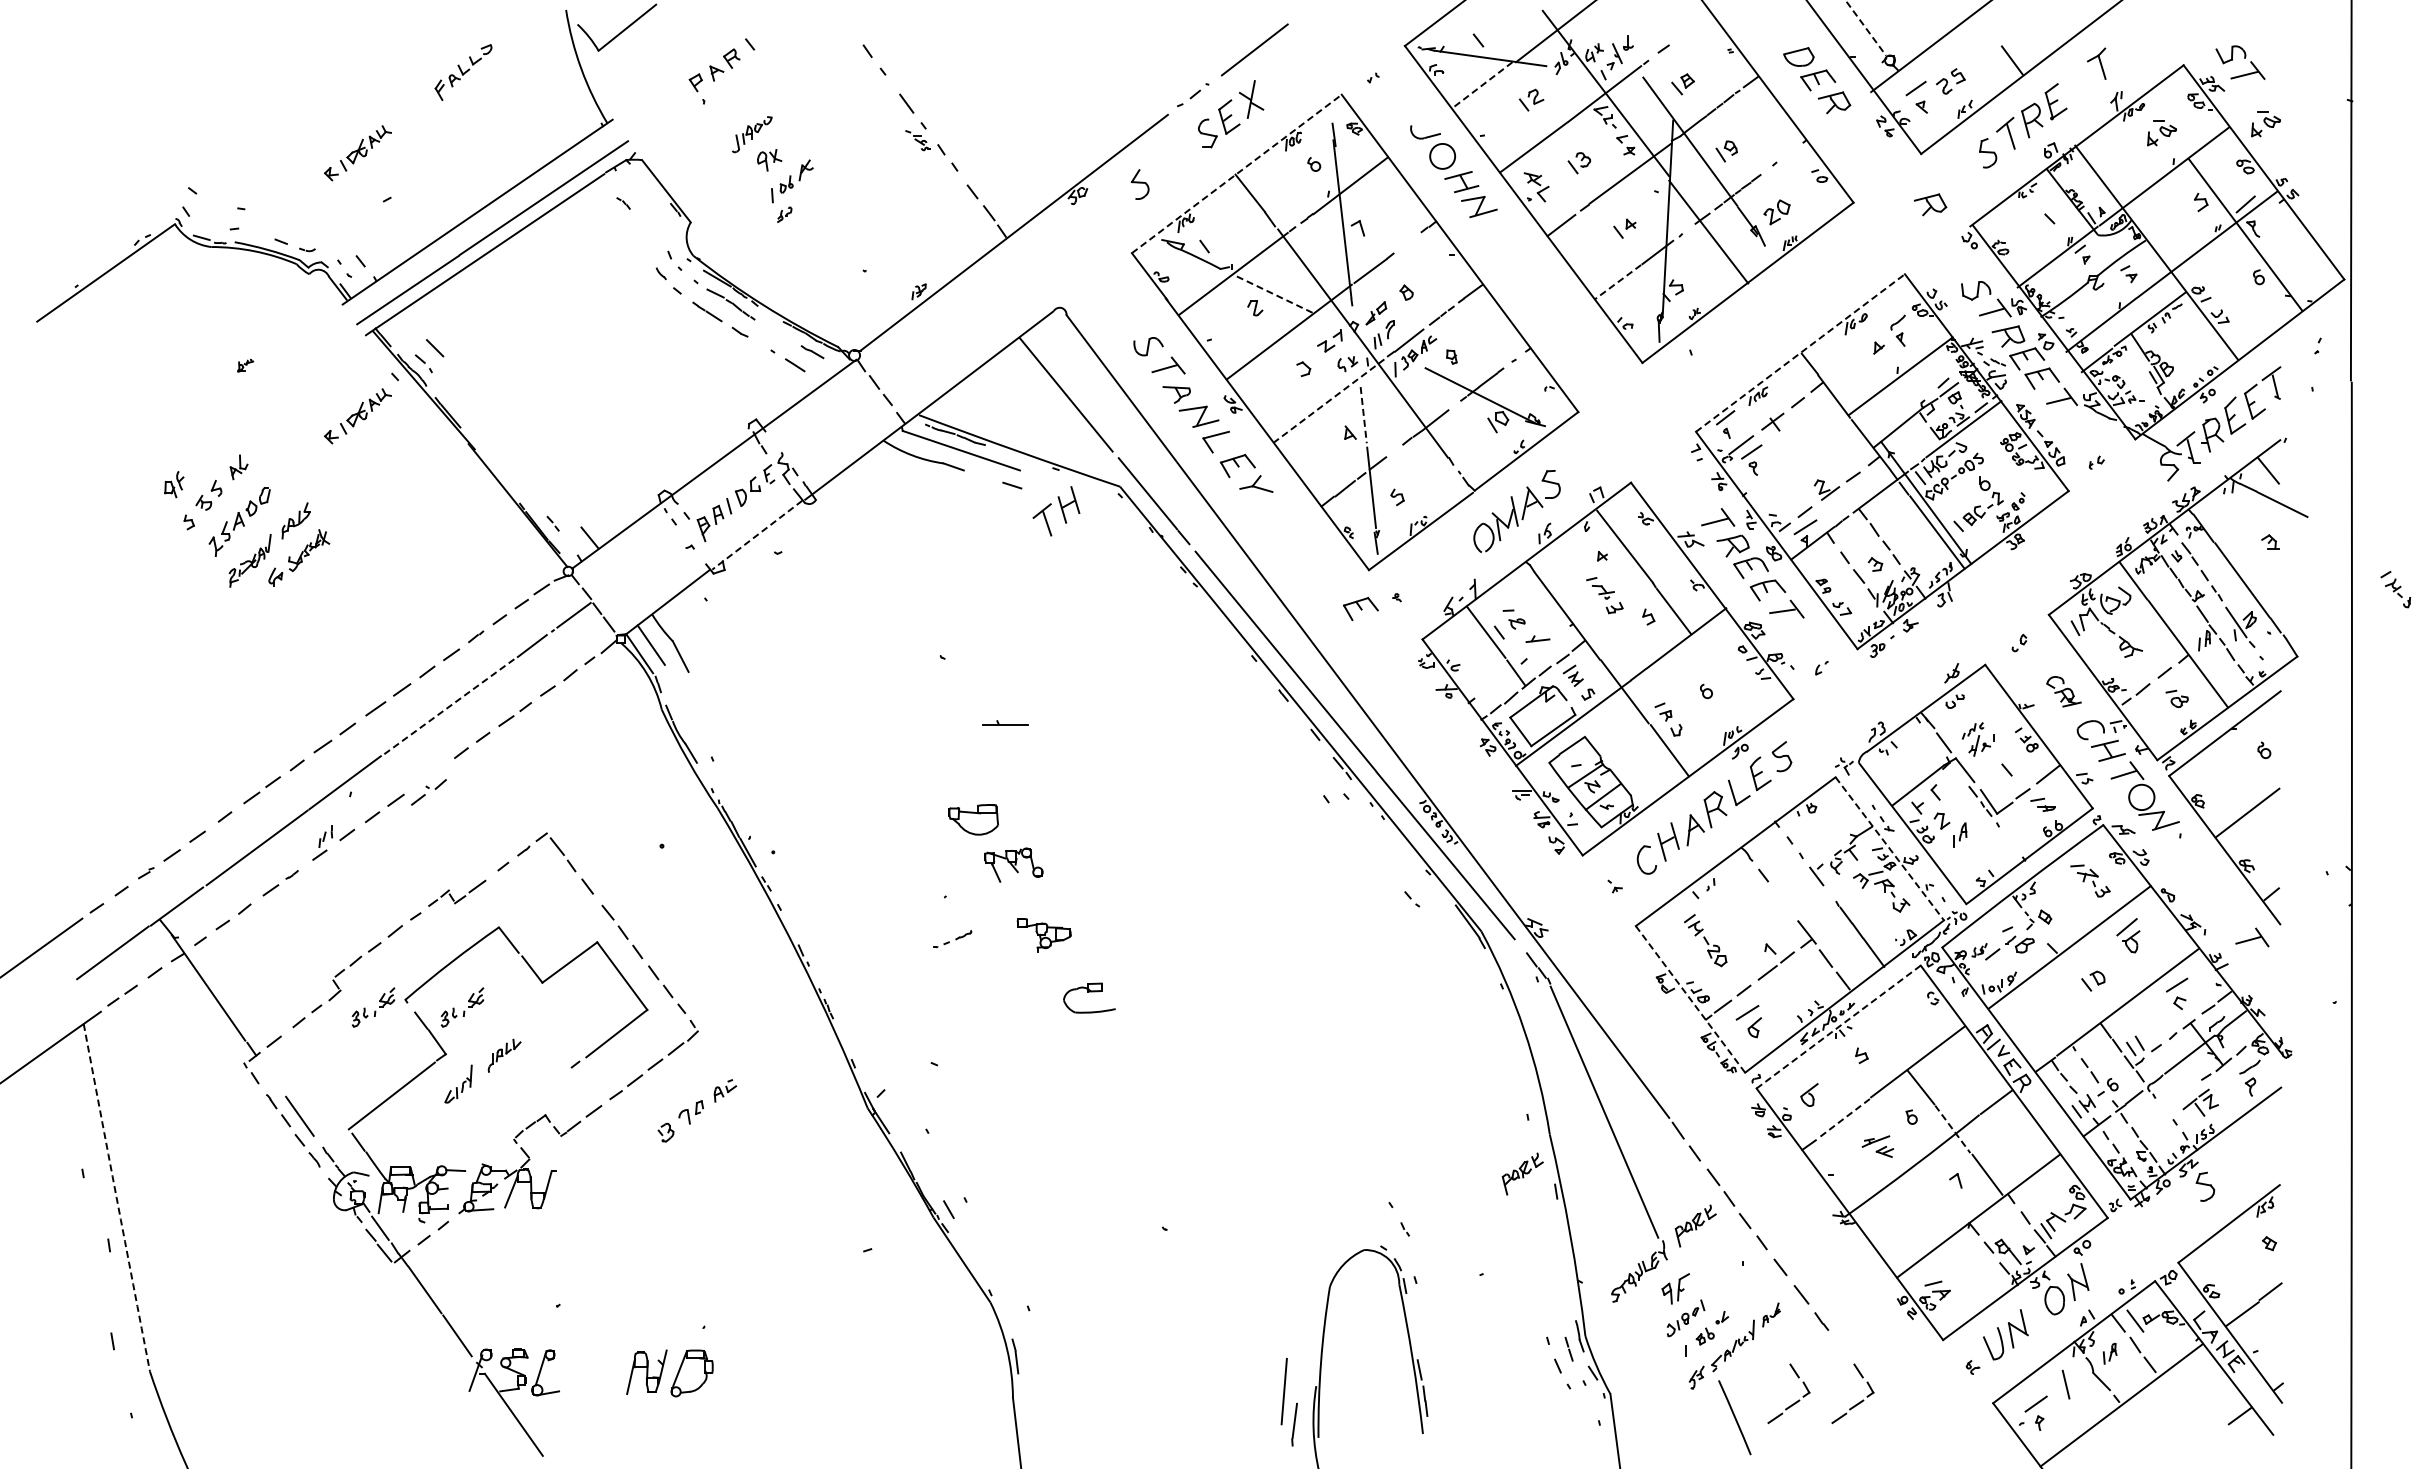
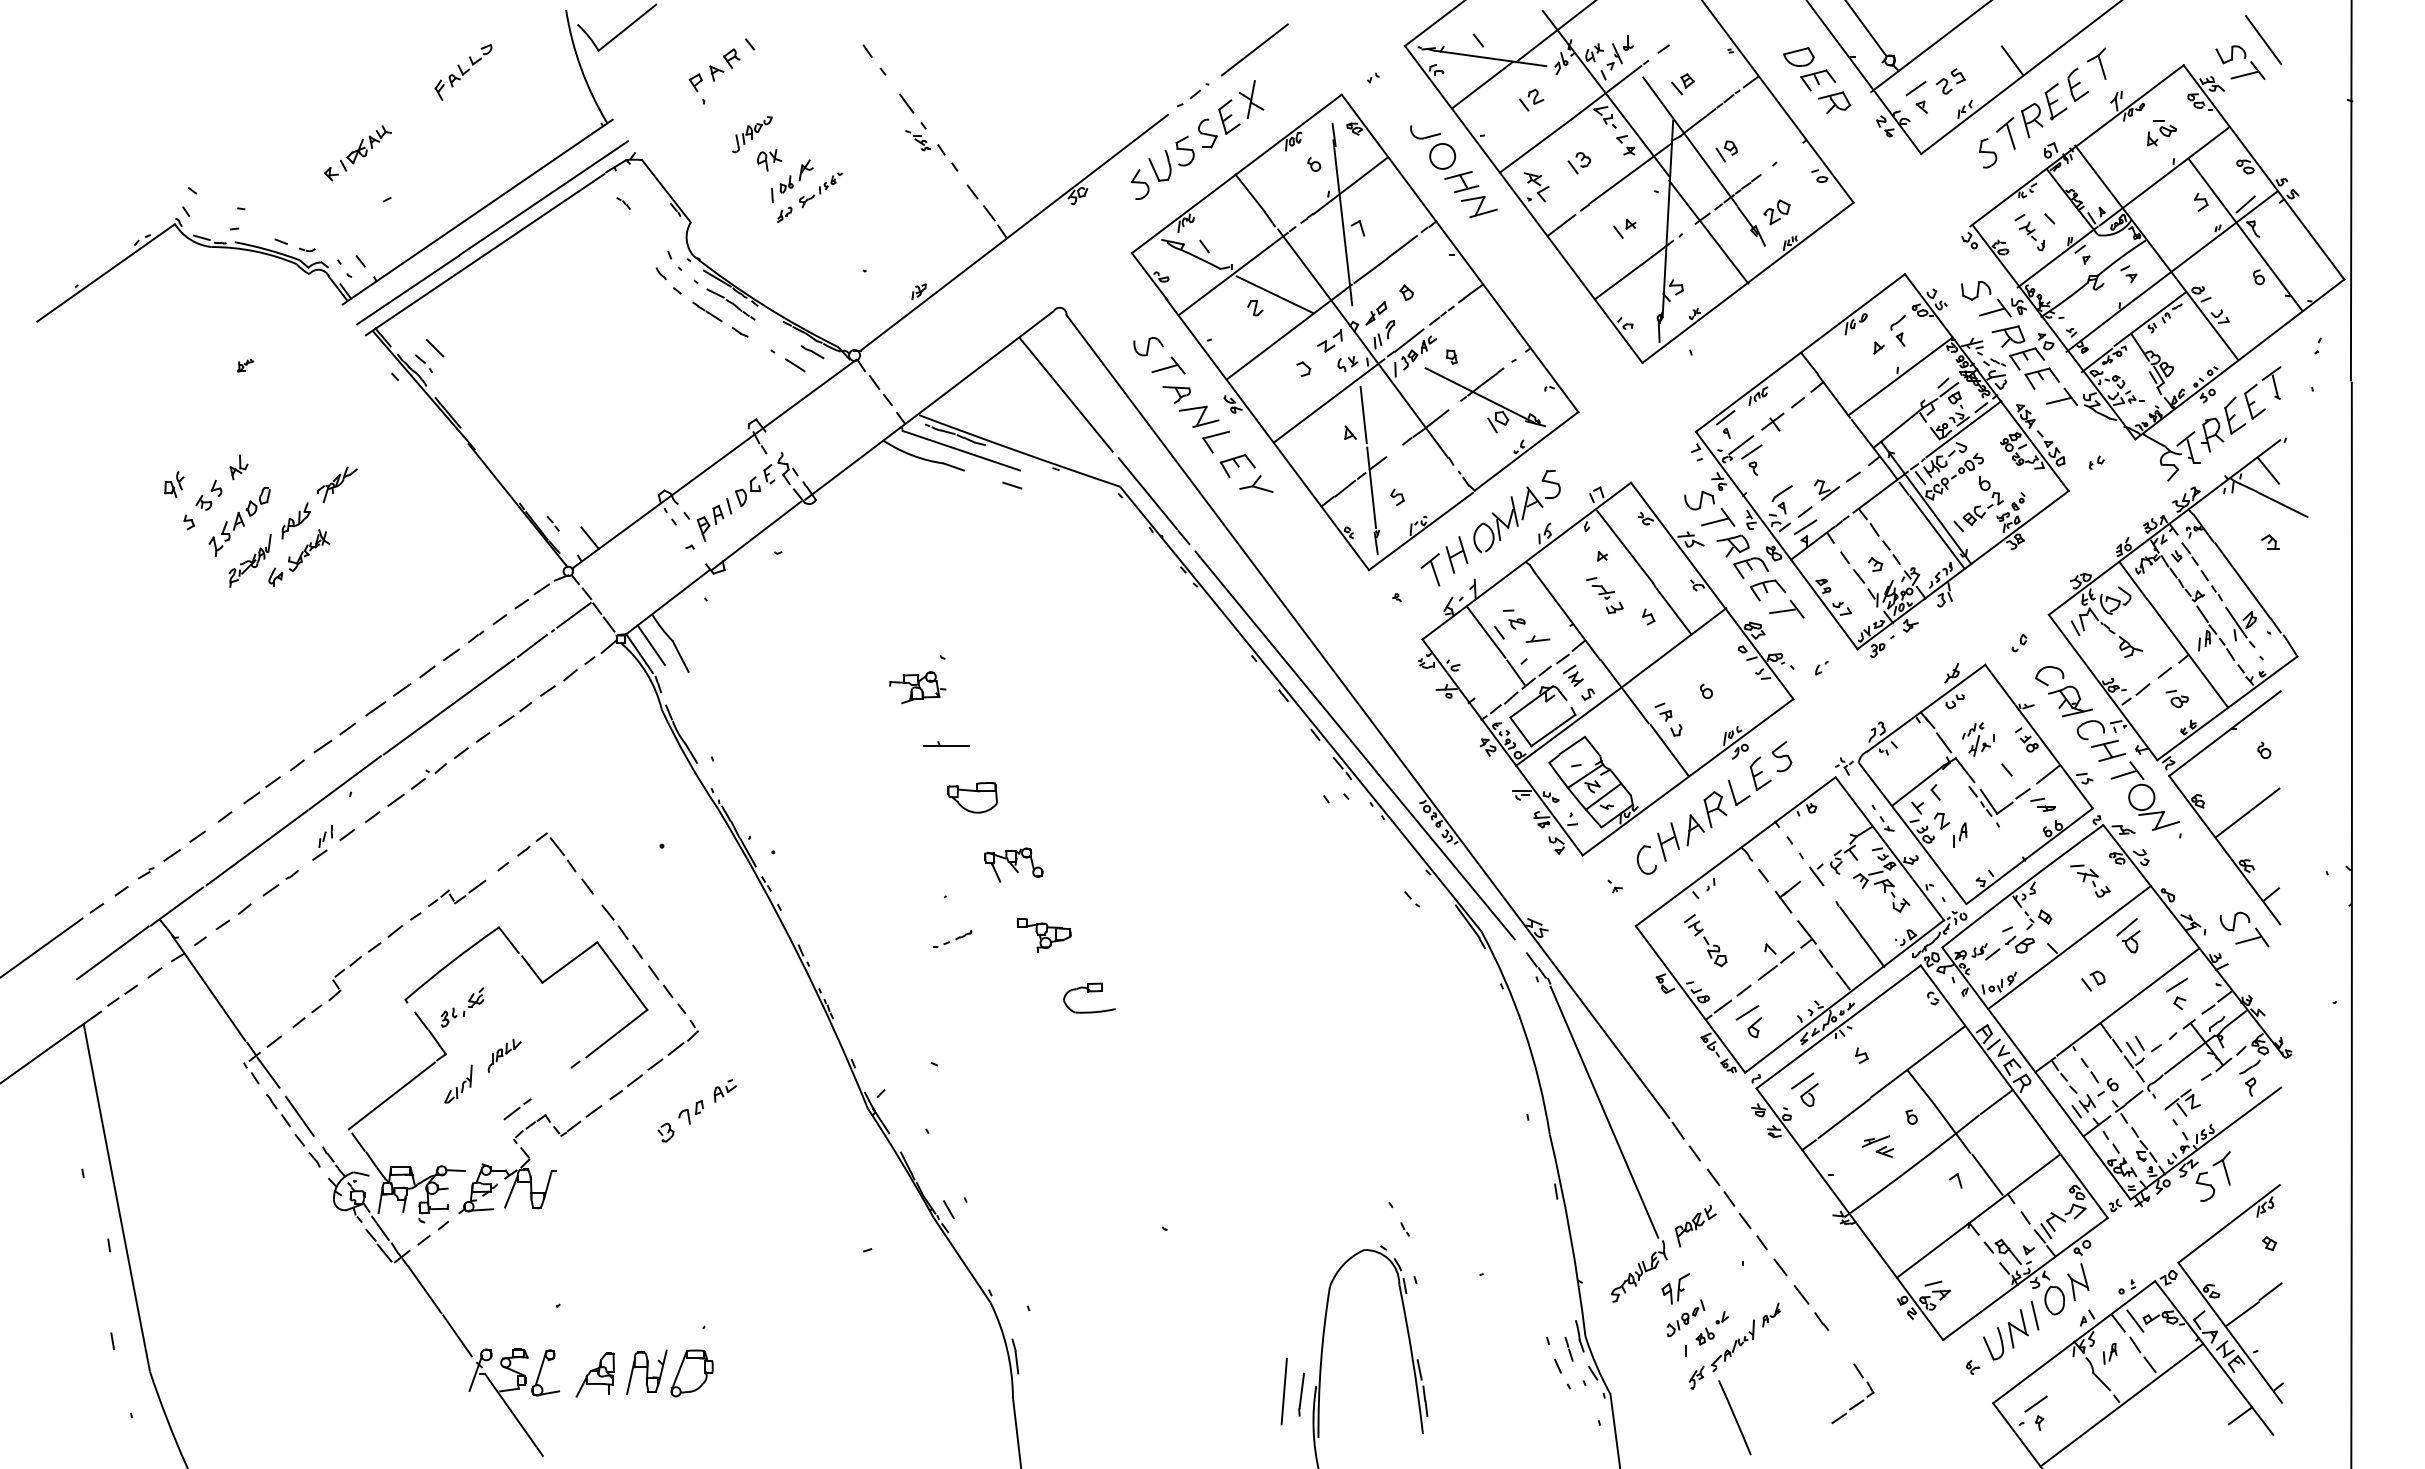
line: dashed -> solid (1865, 28)
line: none -> present (2263, 39)
part: none -> present (2077, 84)
line: dashed -> solid (1482, 85)
part: present -> none (2265, 124)
part: none -> present (1171, 158)
line: dashed -> solid (1237, 173)
part: none -> present (820, 189)
part: present -> none (1930, 204)
line: none -> present (1405, 244)
line: dashed -> solid (1618, 282)
line: dashed -> solid (1275, 294)
line: dashed -> solid (1800, 353)
line: dashed -> solid (1329, 400)
line: dashed -> solid (1363, 415)
part: present -> none (357, 416)
part: none -> present (337, 484)
part: none -> present (1781, 499)
part: none -> present (1699, 500)
part position: (1056, 511) -> (1444, 561) (1444, 561)
line: dashed -> solid (757, 535)
part position: (2395, 589) -> (2029, 232) (2029, 232)
part: present -> none (1360, 609)
part: none -> present (917, 687)
part size: 36x32 px -> 58x52 px (2063, 691)
line: dashed -> solid (449, 706)
part position: (1005, 722) -> (946, 743) (946, 743)
part position: (428, 792) -> (428, 776) (428, 776)
part position: (973, 819) -> (972, 797) (972, 797)
line: dashed -> solid (1889, 848)
part: none -> present (1787, 896)
part: none -> present (2234, 921)
line: dashed -> solid (1690, 999)
part: present -> none (373, 1007)
line: dashed -> solid (1838, 1027)
line: none -> present (268, 1072)
line: none -> present (1802, 1080)
part position: (2200, 1102) -> (2182, 1102) (2182, 1102)
line: none -> present (517, 1109)
line: dashed -> solid (1843, 1118)
line: dashed -> solid (1953, 1129)
part: none -> present (2221, 1168)
part: present -> none (1522, 1173)
arc: dashed -> solid (116, 1197)
part: none -> present (594, 1374)
line position: (2065, 1384) -> (2034, 1315) (2034, 1315)
part: present -> none (1794, 1402)
line position: (1294, 1424) -> (1301, 1394) (1301, 1394)
